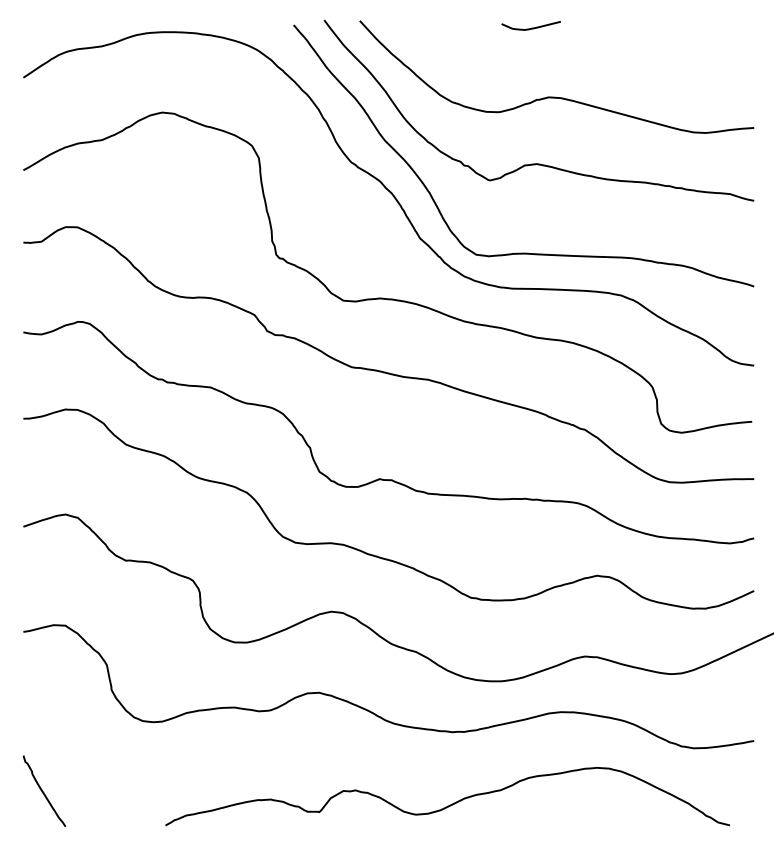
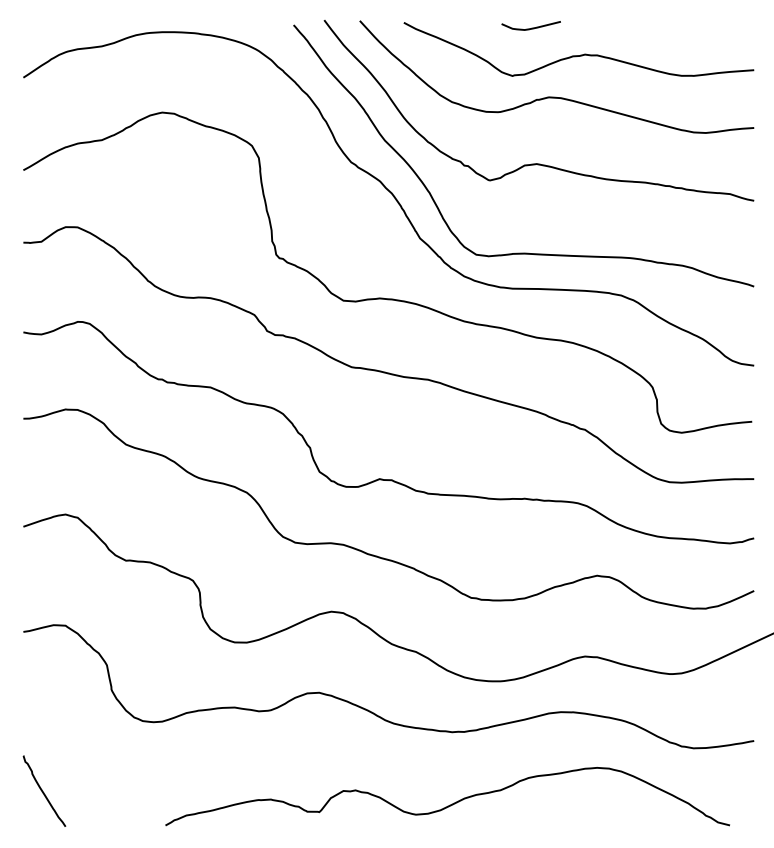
curve: none -> present (580, 54)
